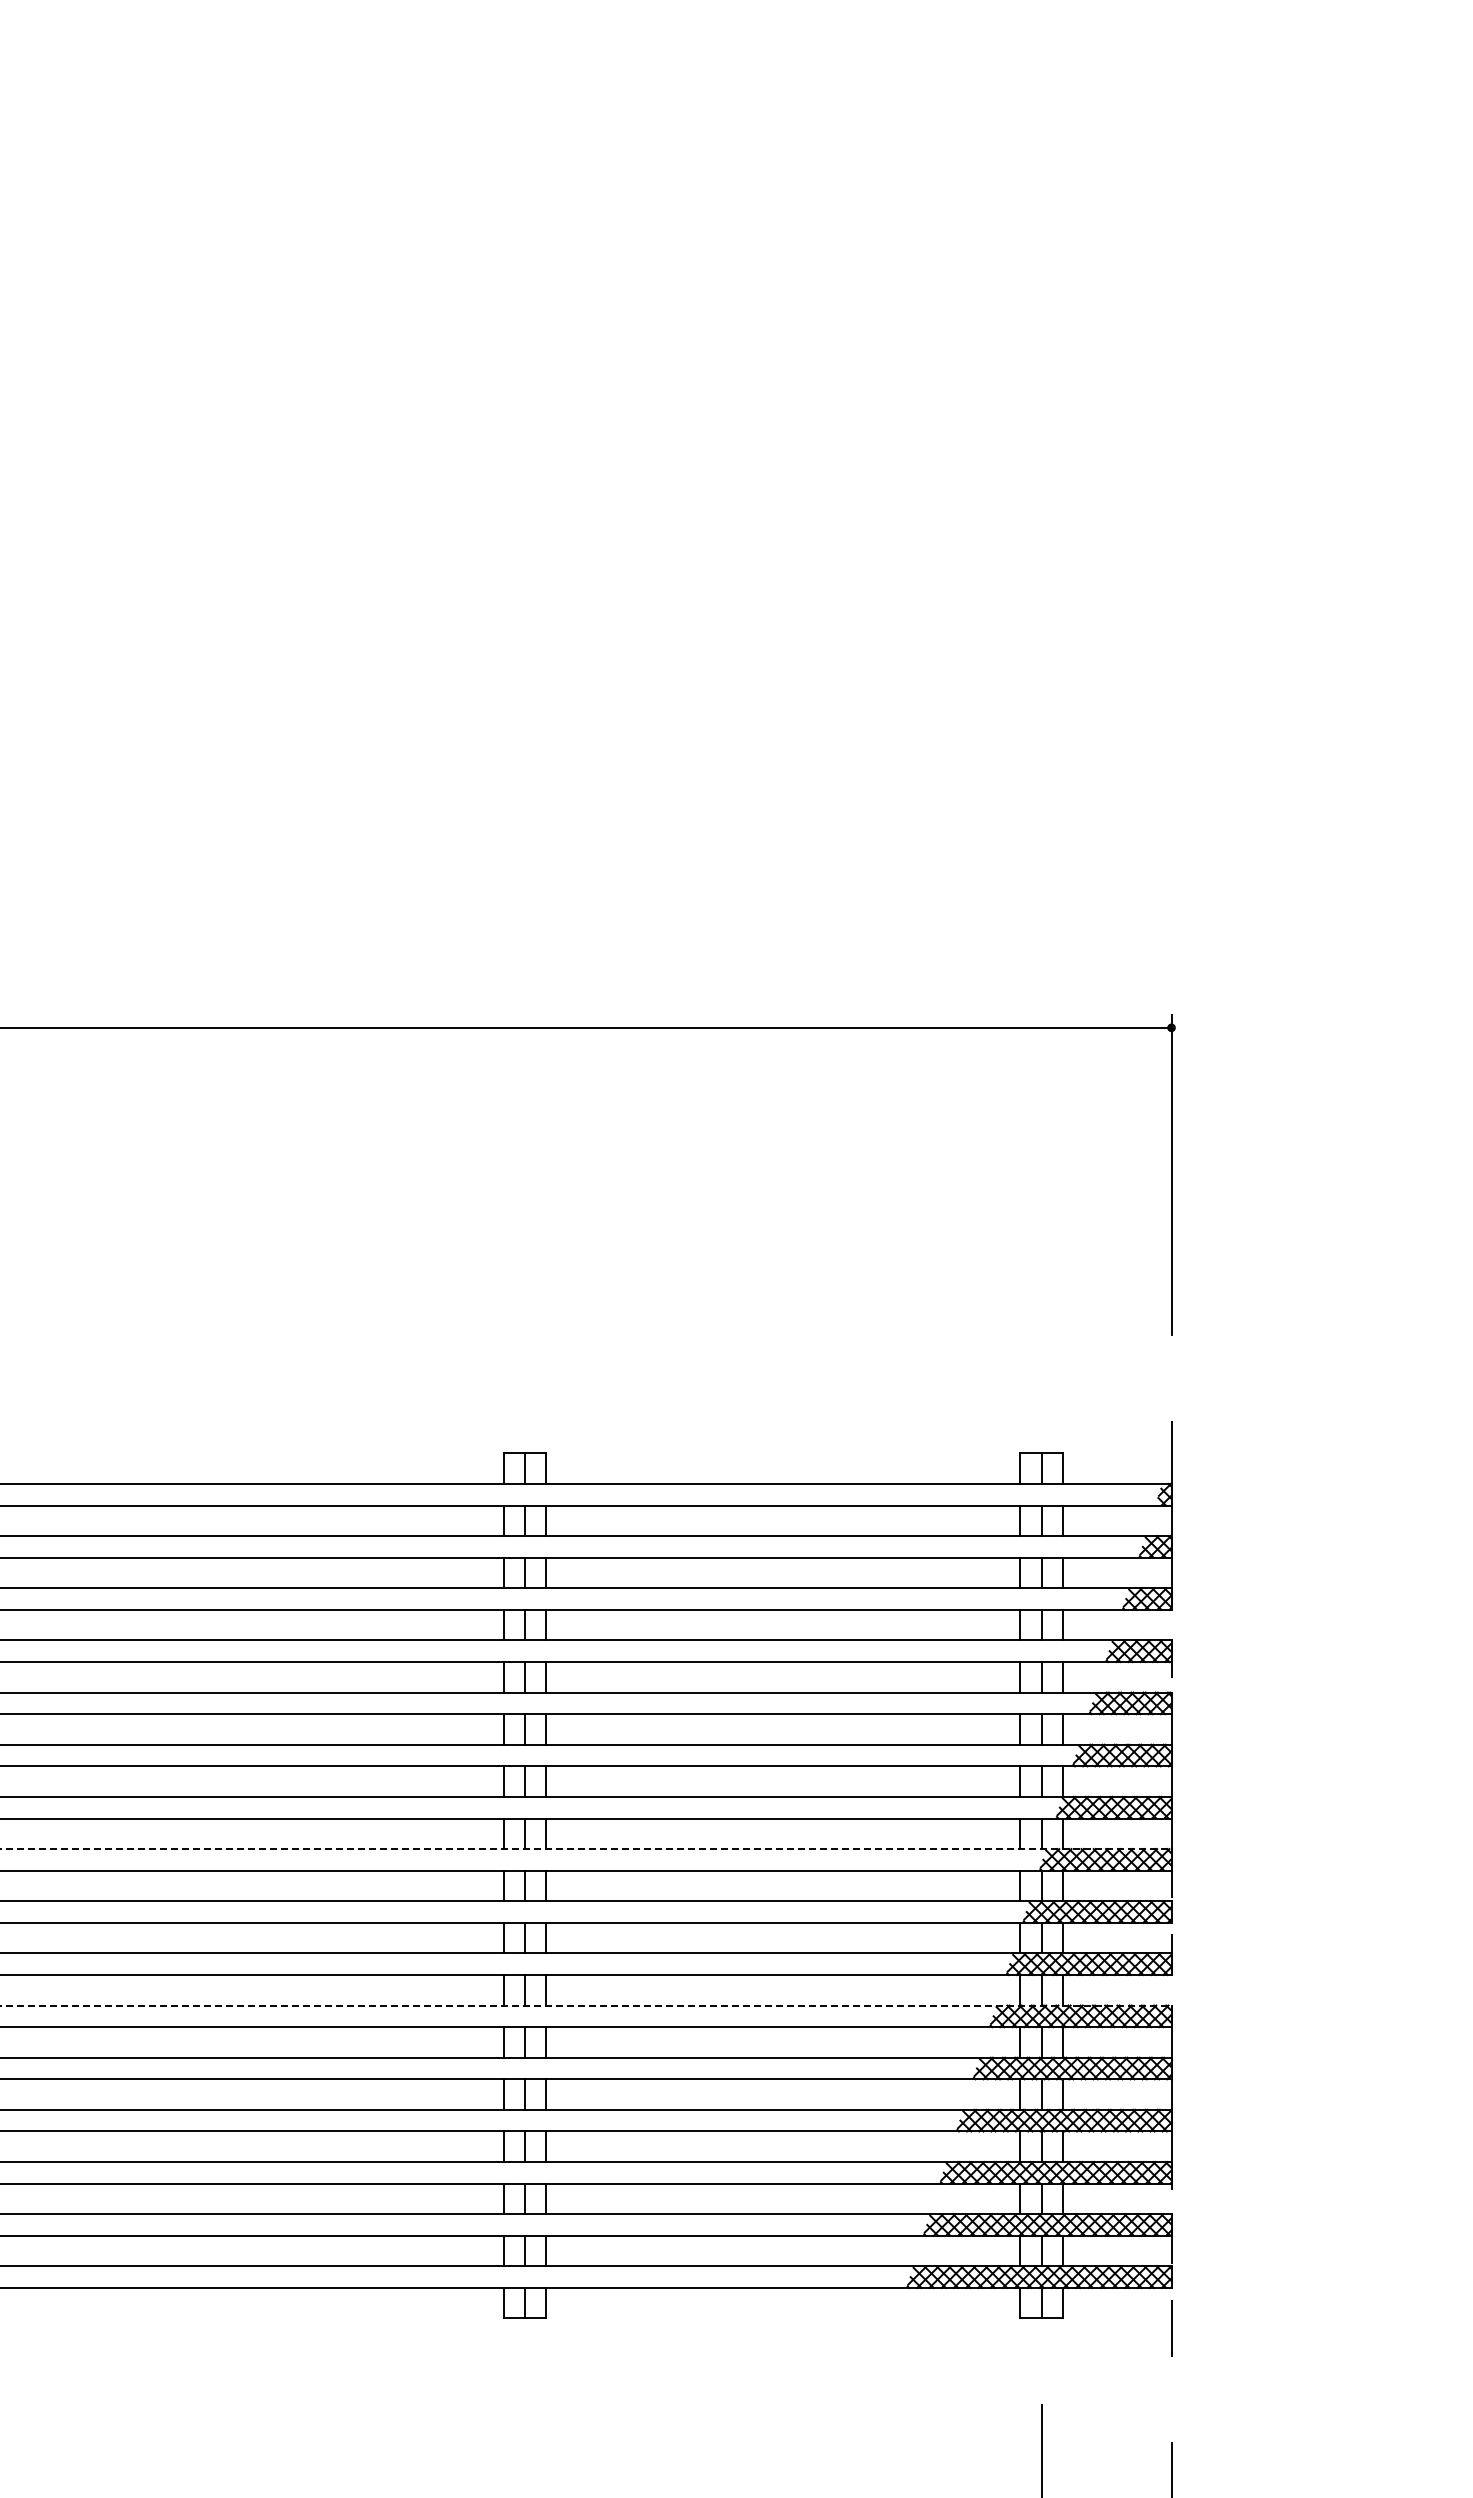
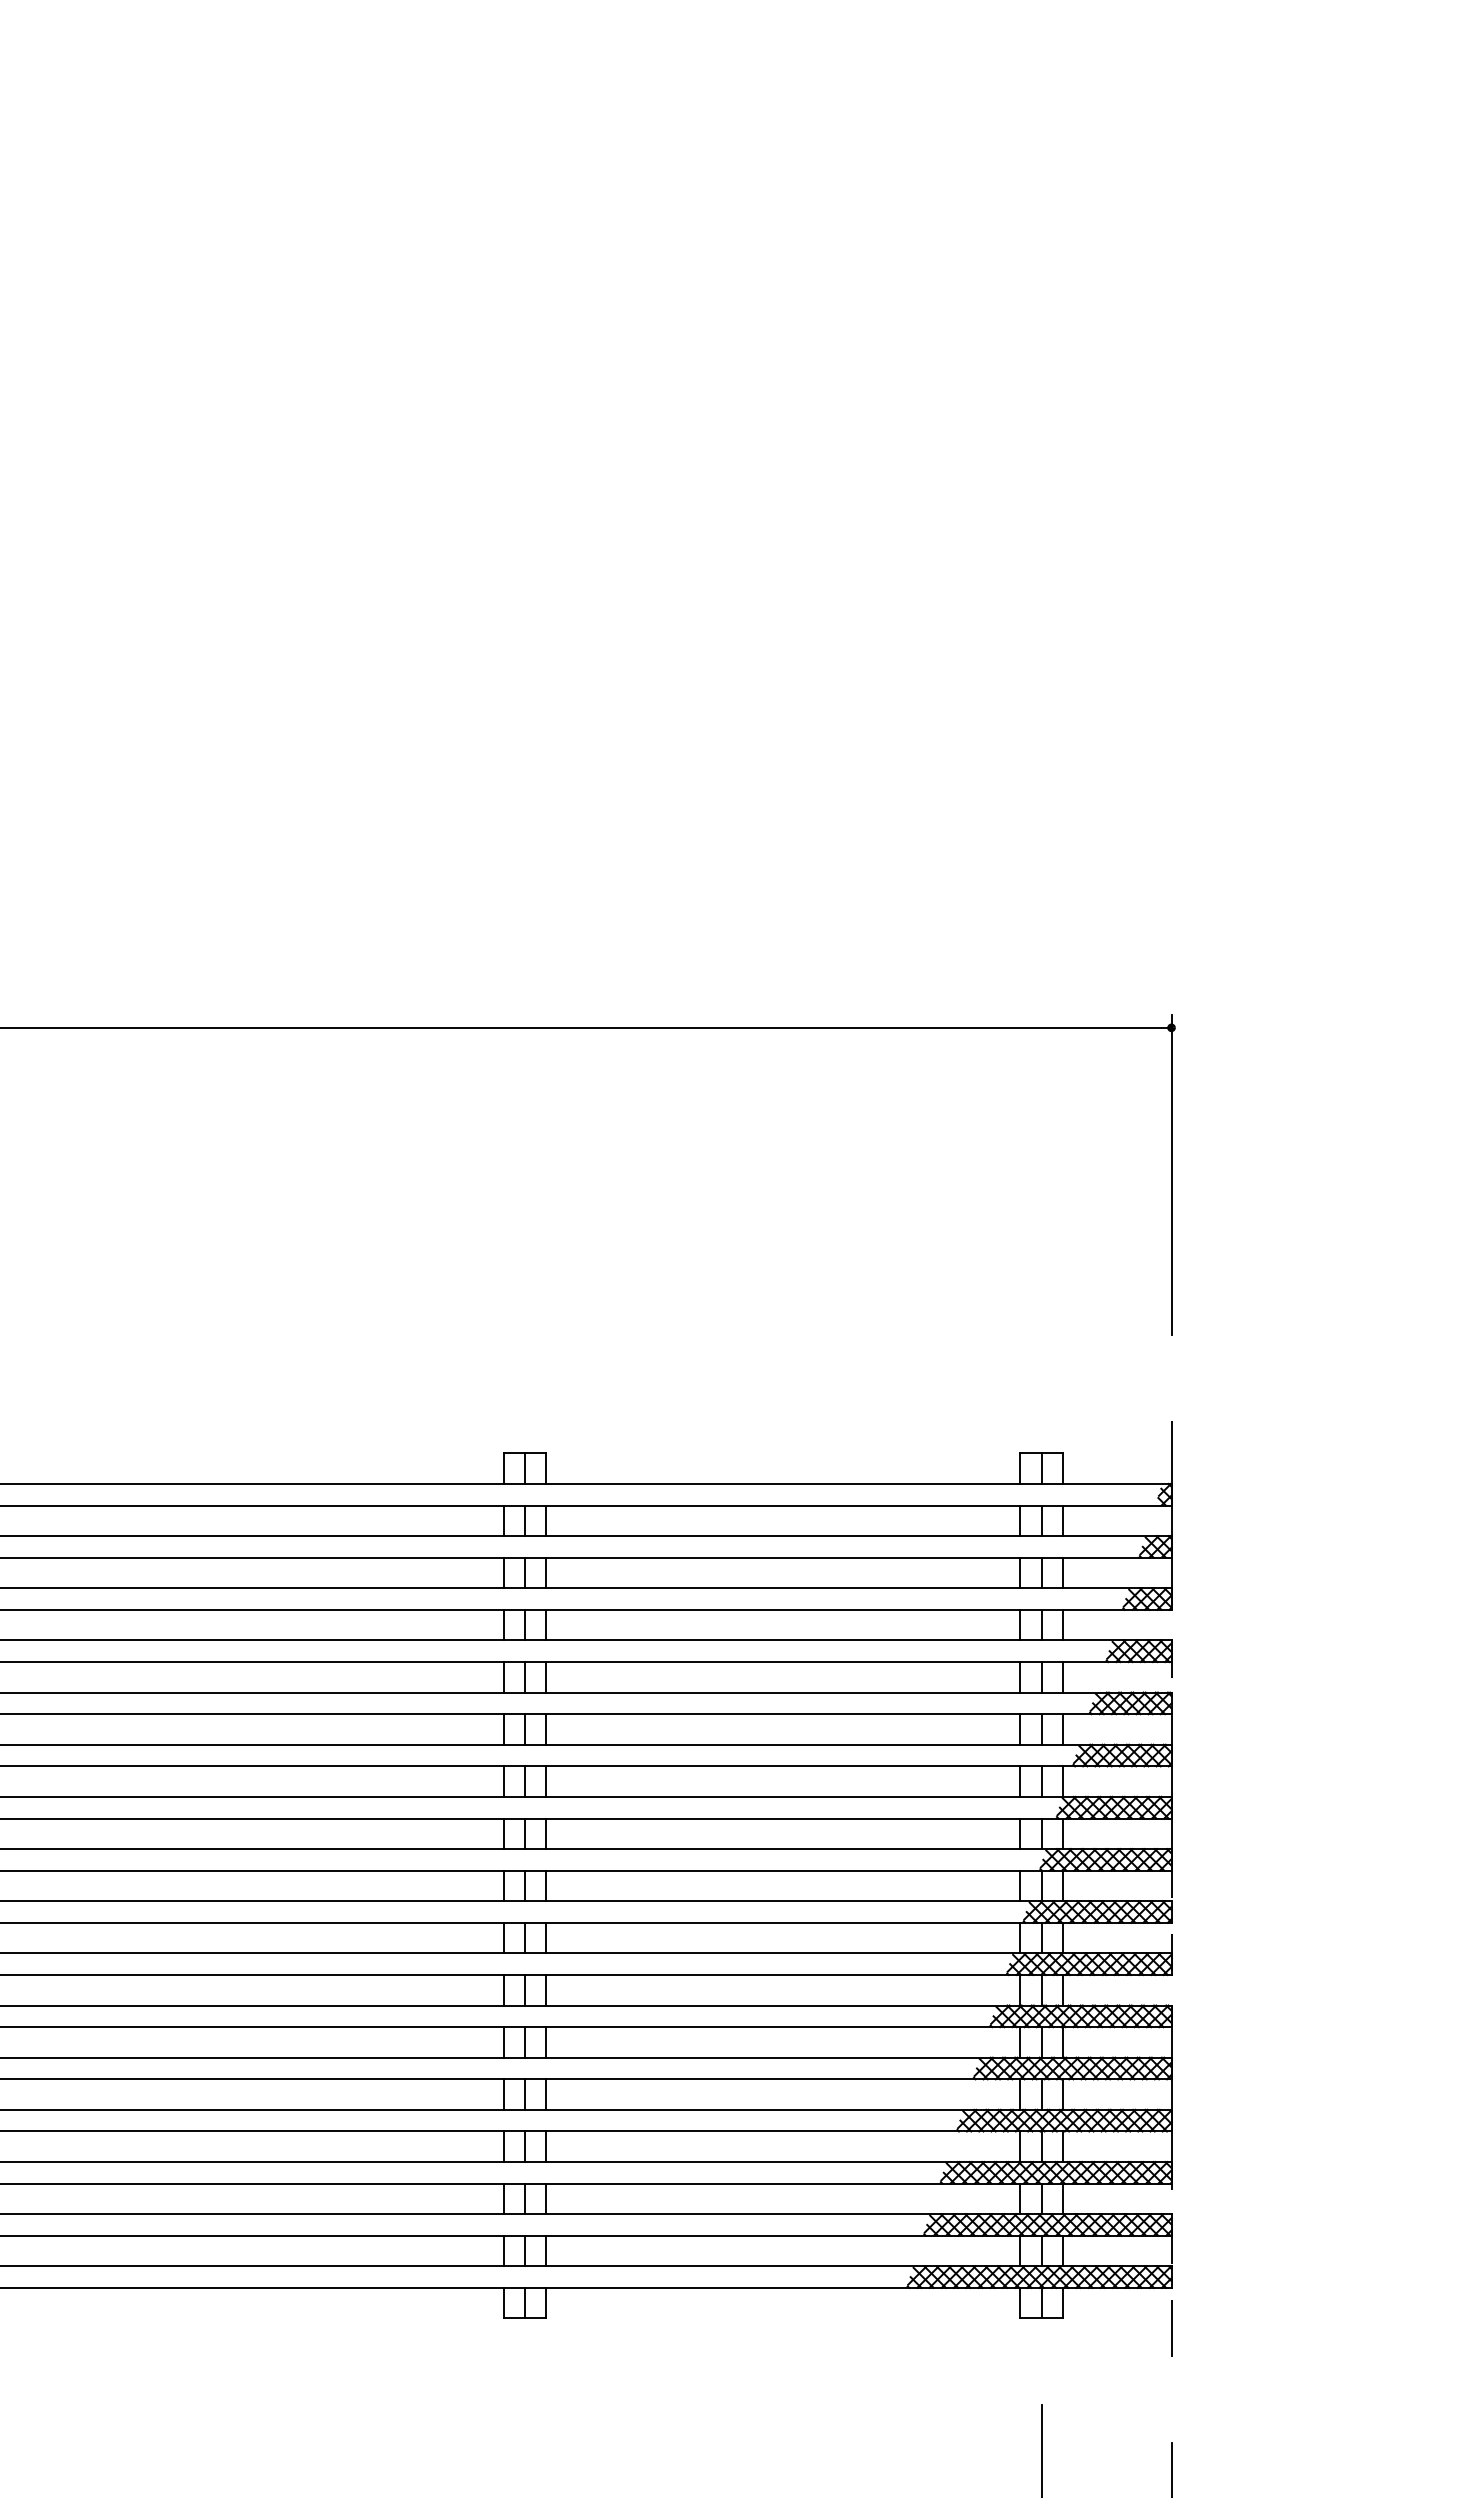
line: dashed -> solid (586, 1849)
line: dashed -> solid (586, 2005)
